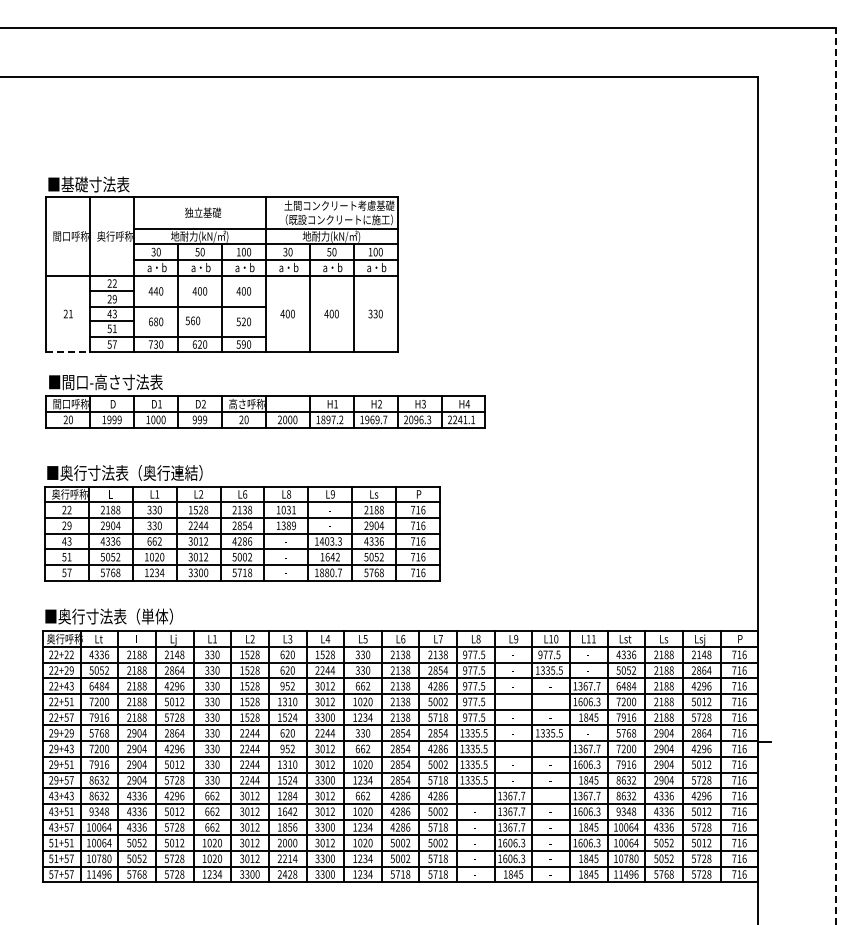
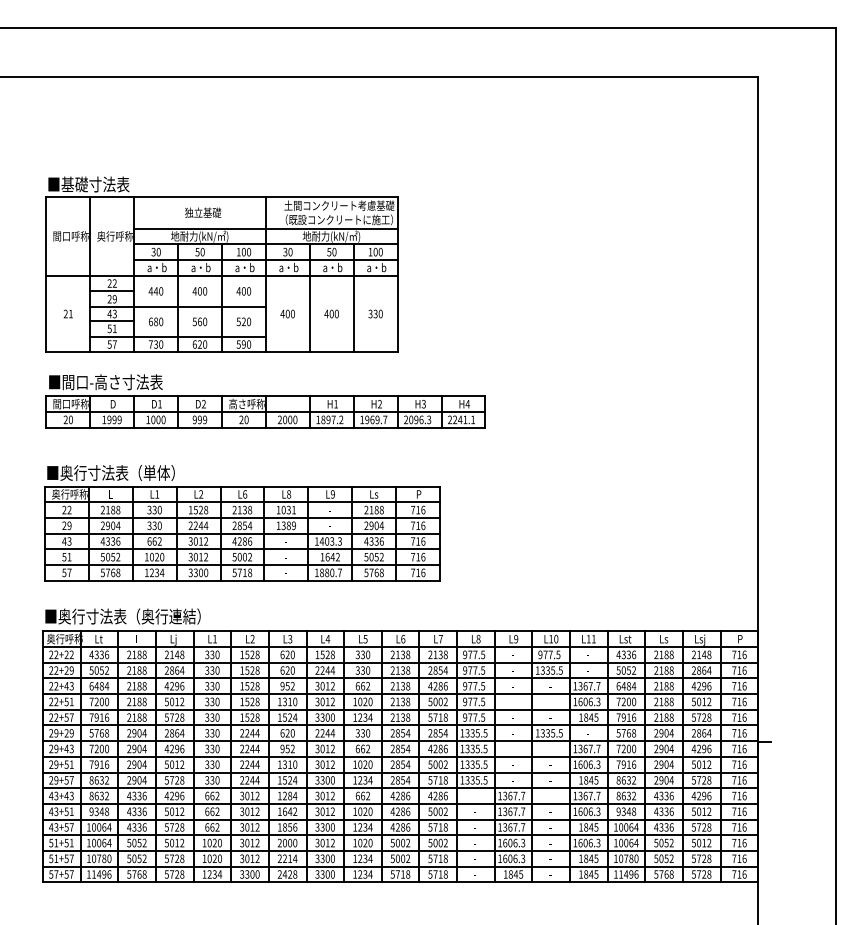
text position: (192, 320) -> (199, 321) (199, 321)
line: dashed -> solid (68, 352)
text: ■奥行寸法表（奥行連結） -> ■奥行寸法表（単体） (172, 472)
line: dashed -> solid (836, 475)
text: ■奥行寸法表（単体） -> ■奥行寸法表（奥行連結） (170, 616)
